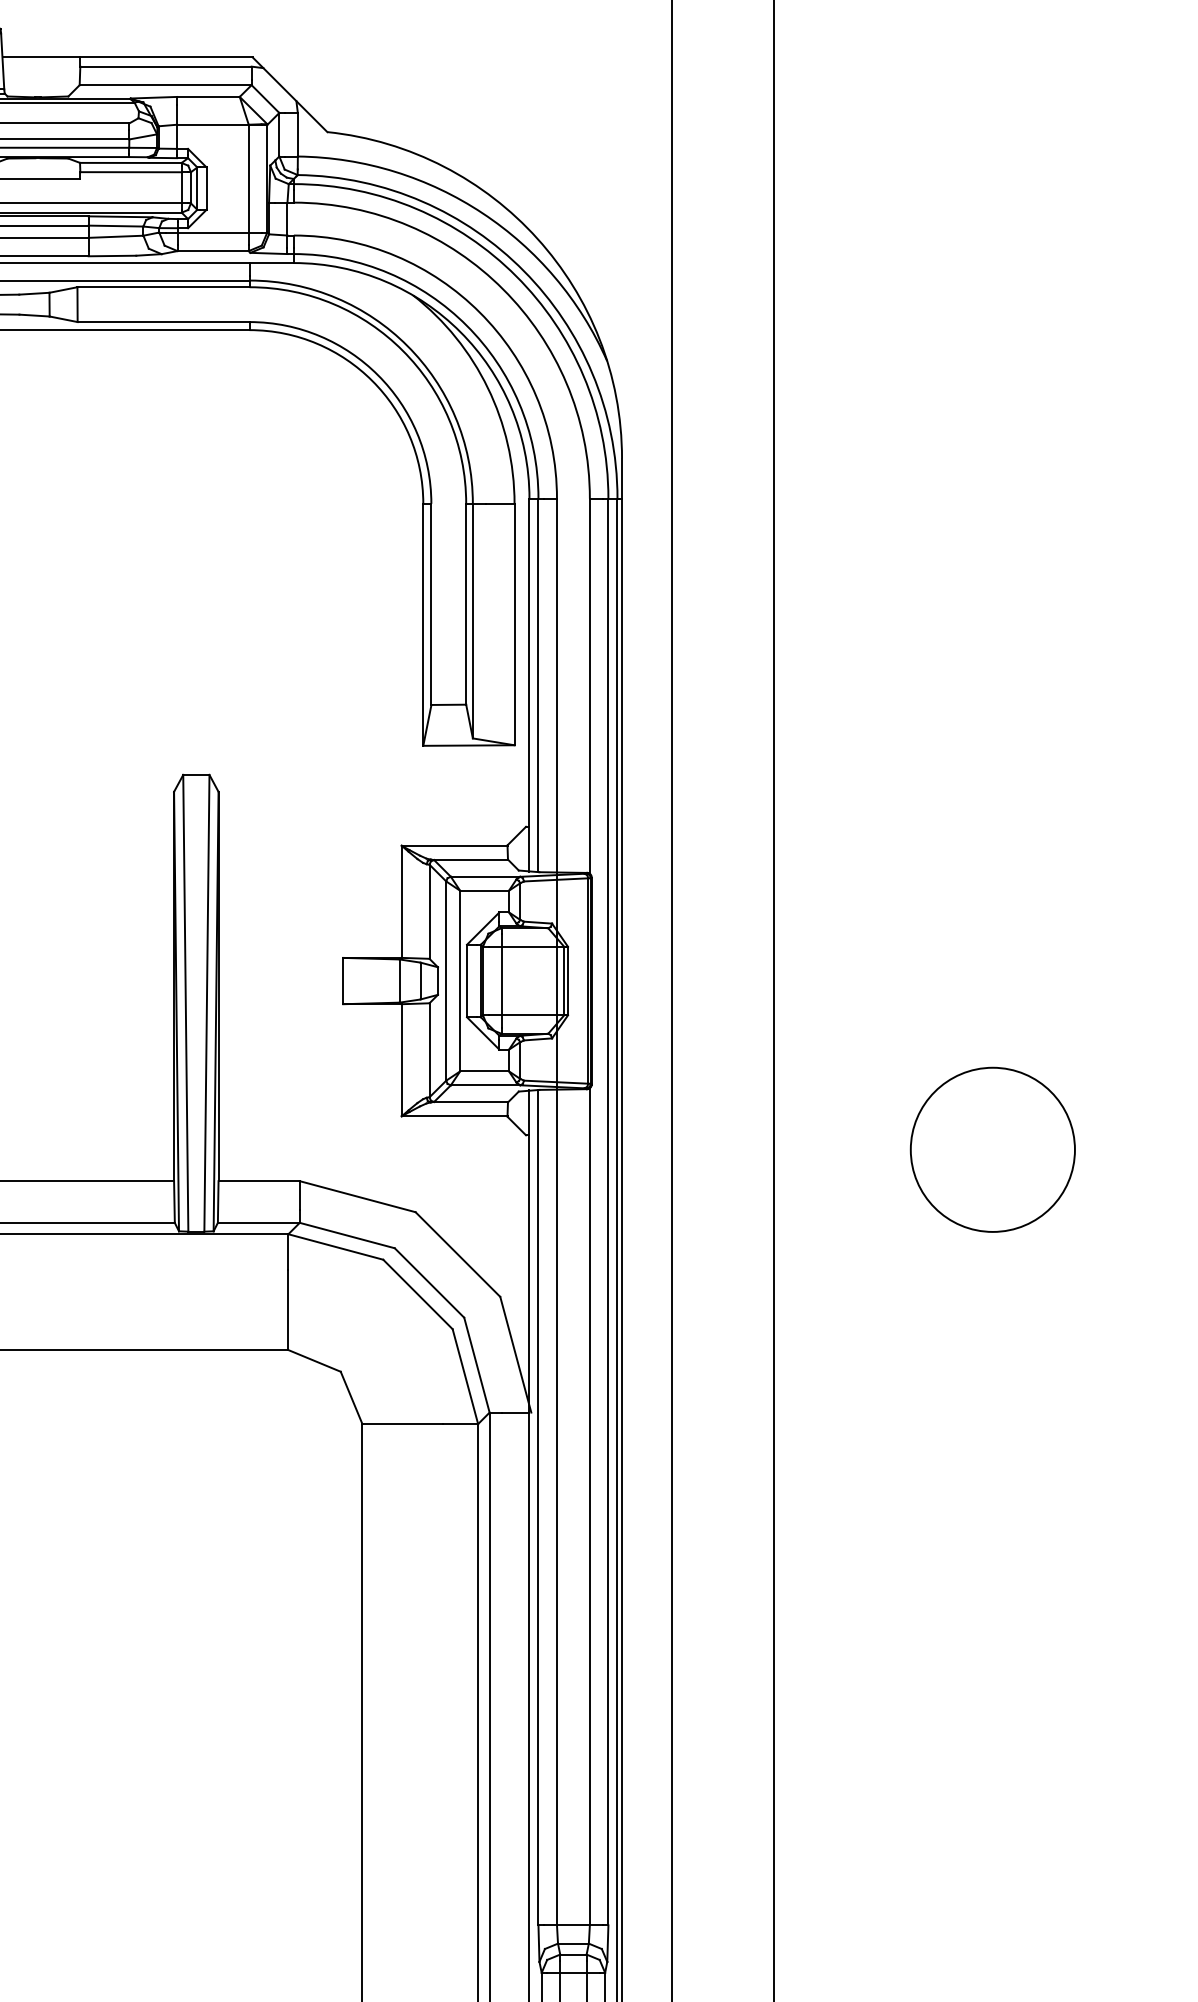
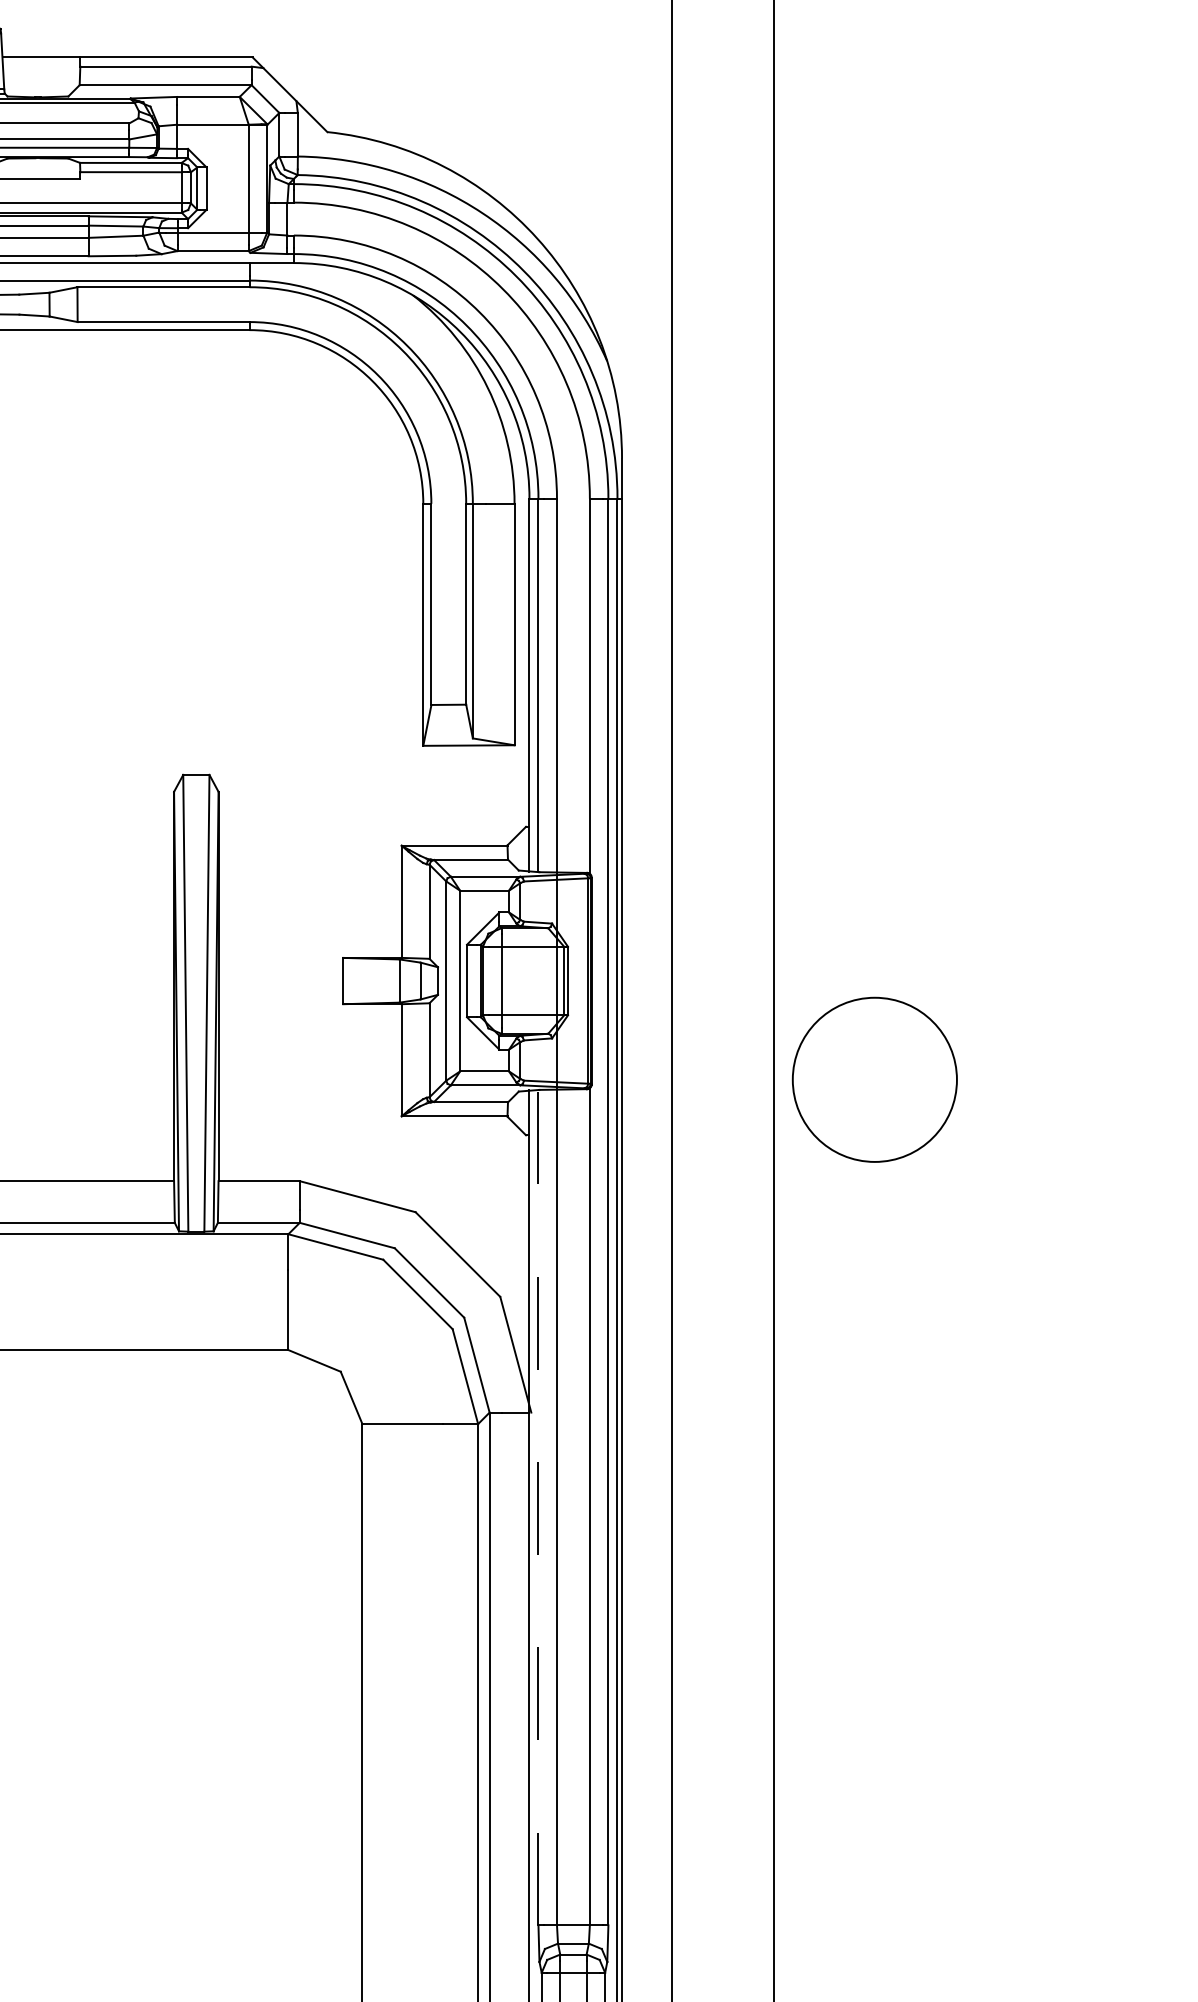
circle position: (992, 1149) -> (874, 1079) (874, 1079)
line: solid -> dashed (538, 1507)
